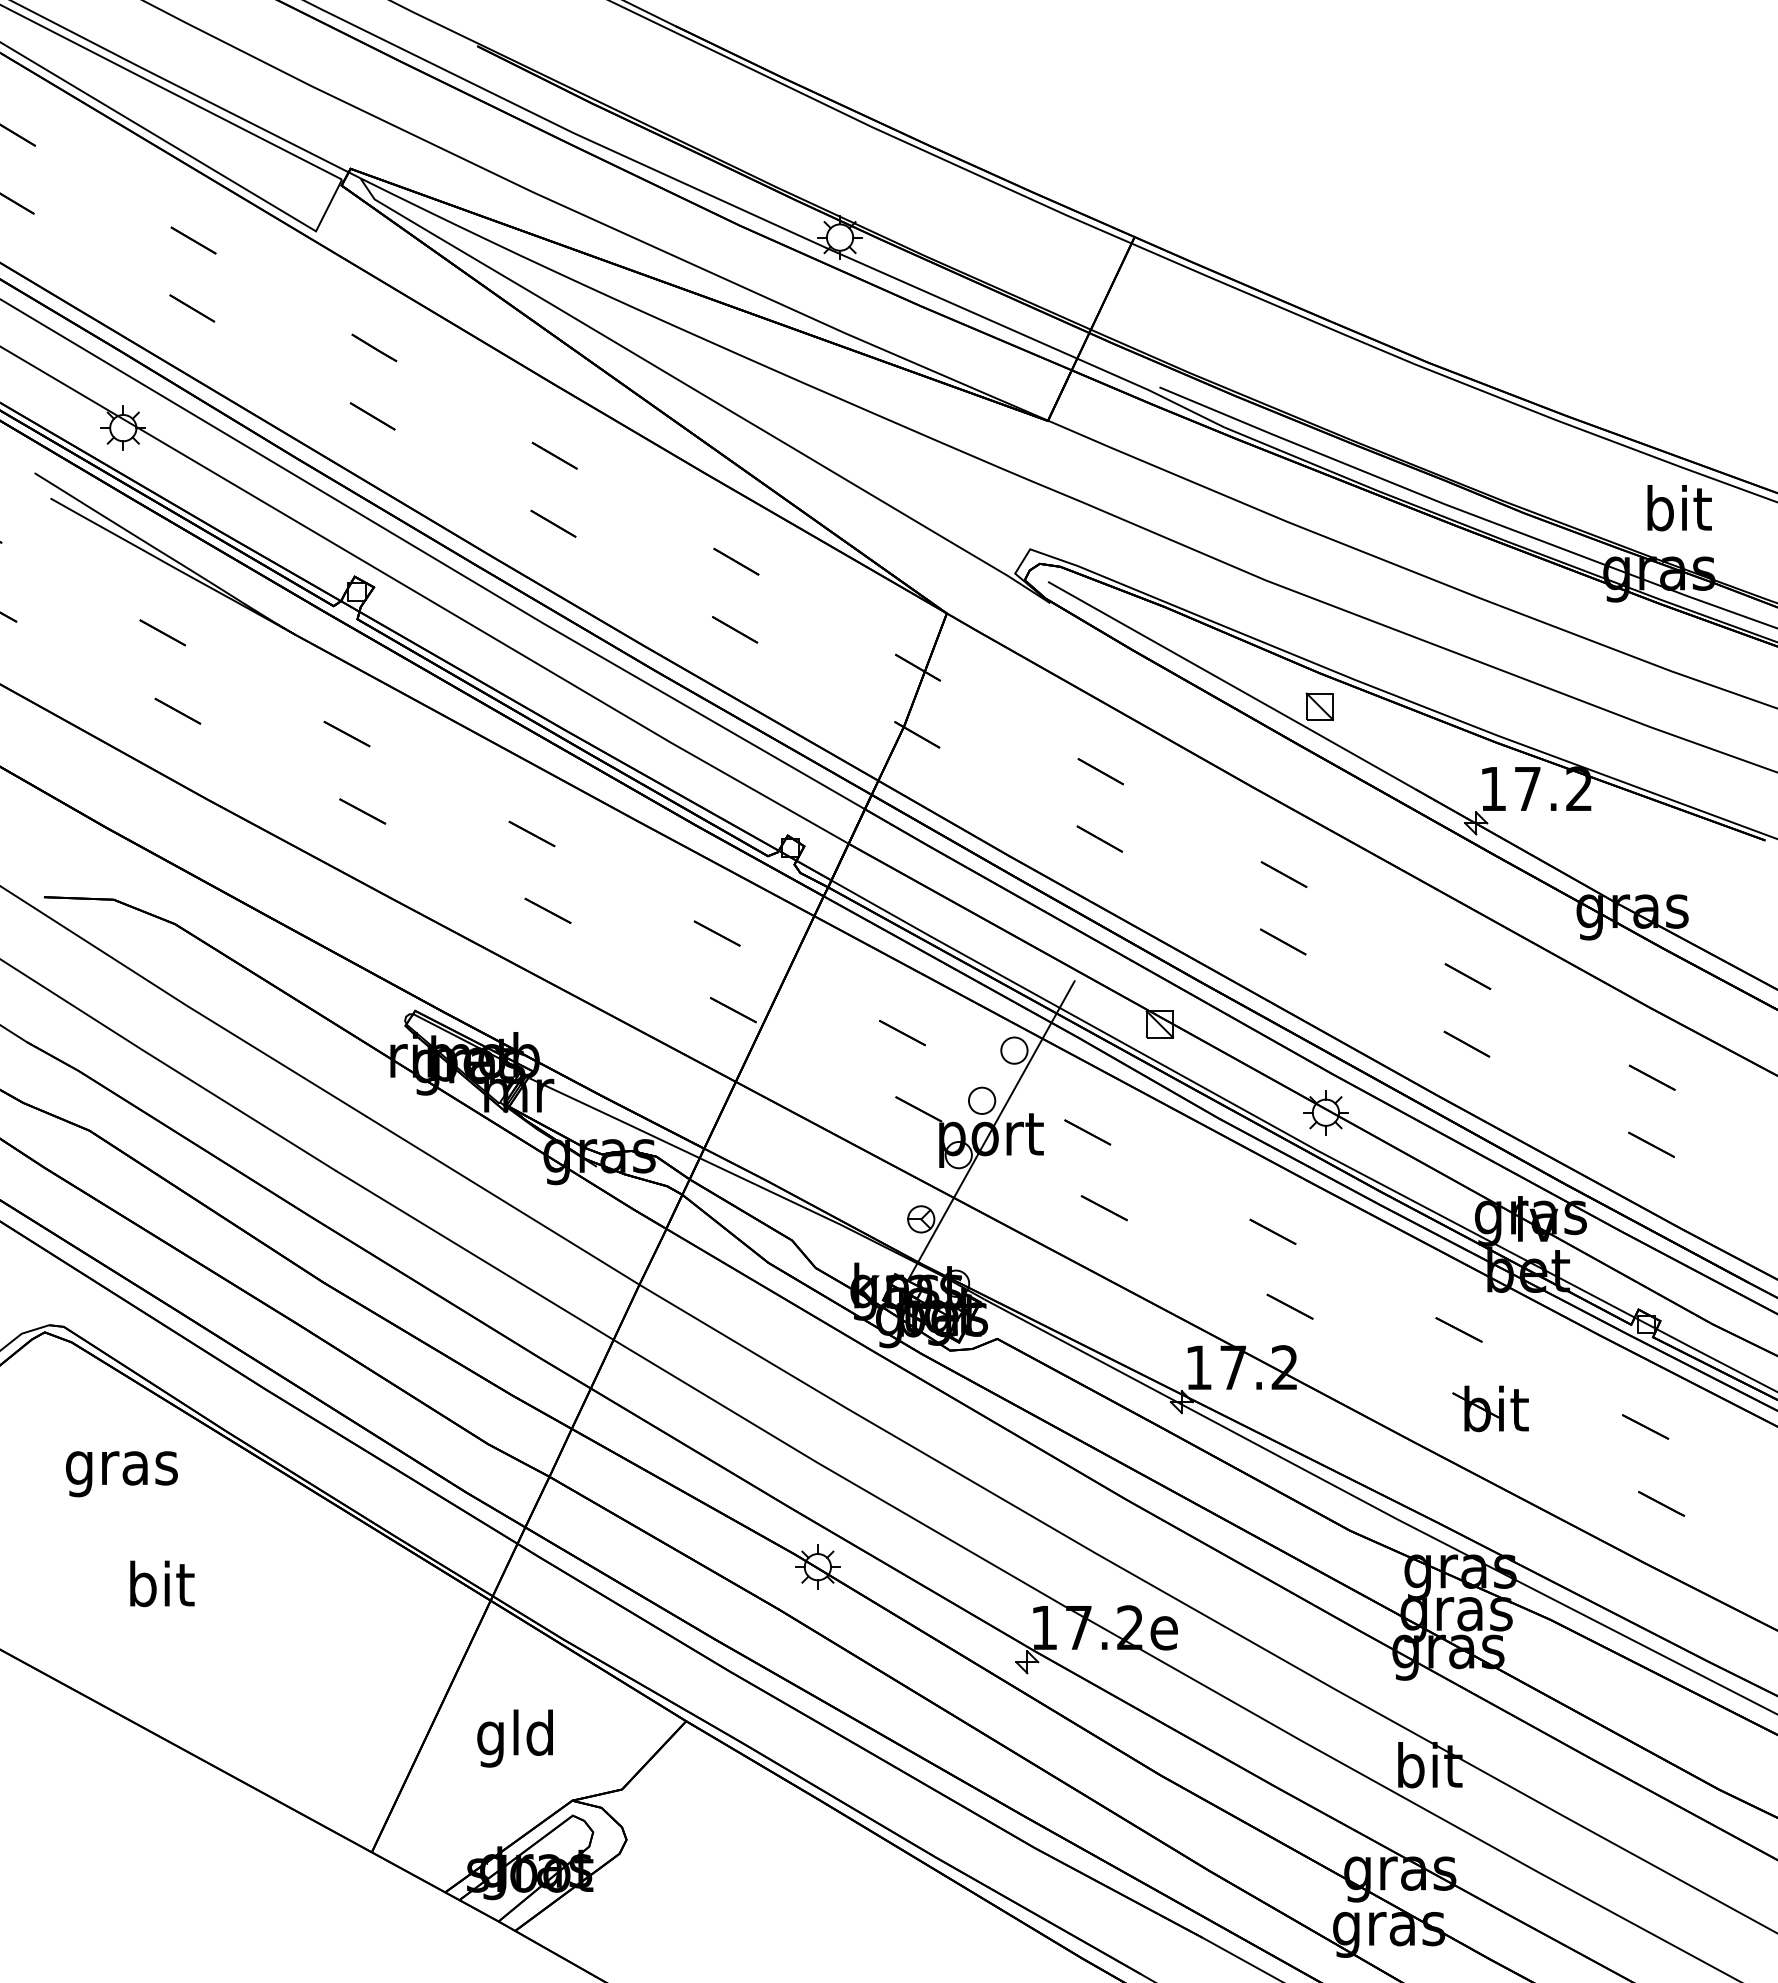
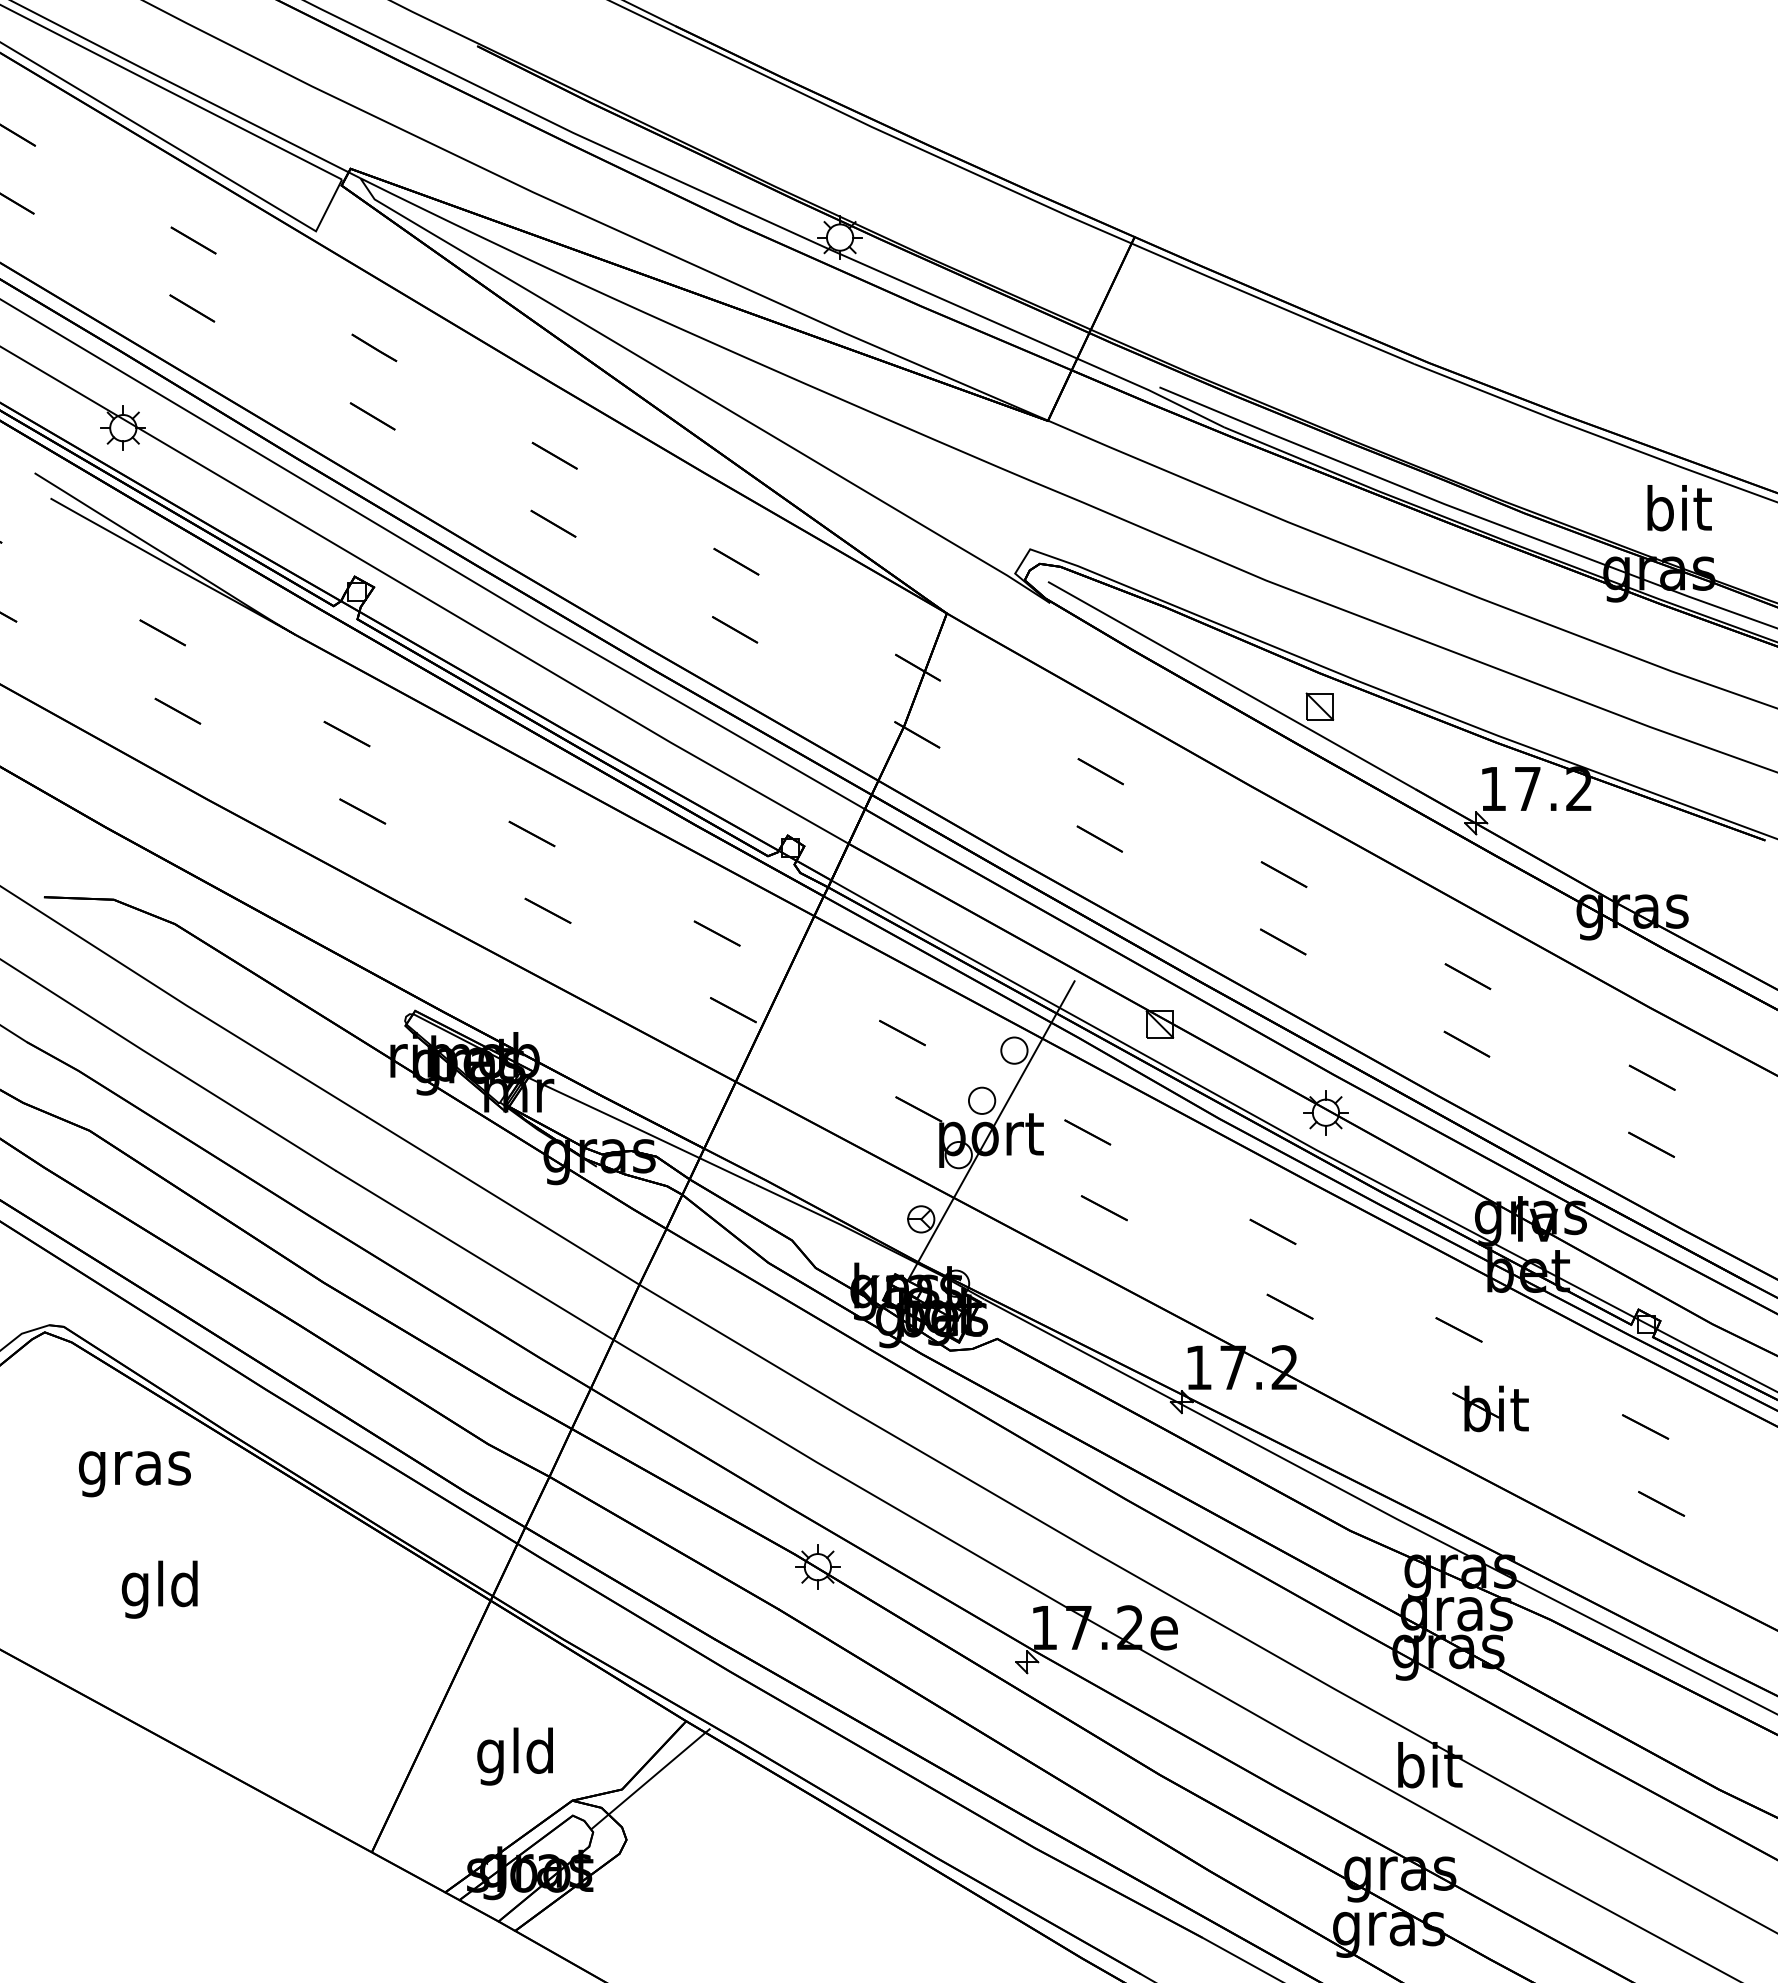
text position: (121, 1474) -> (134, 1474) (134, 1474)
text: bit -> gld (159, 1589)
text position: (514, 1738) -> (514, 1756) (514, 1756)
line: none -> present (650, 1778)
